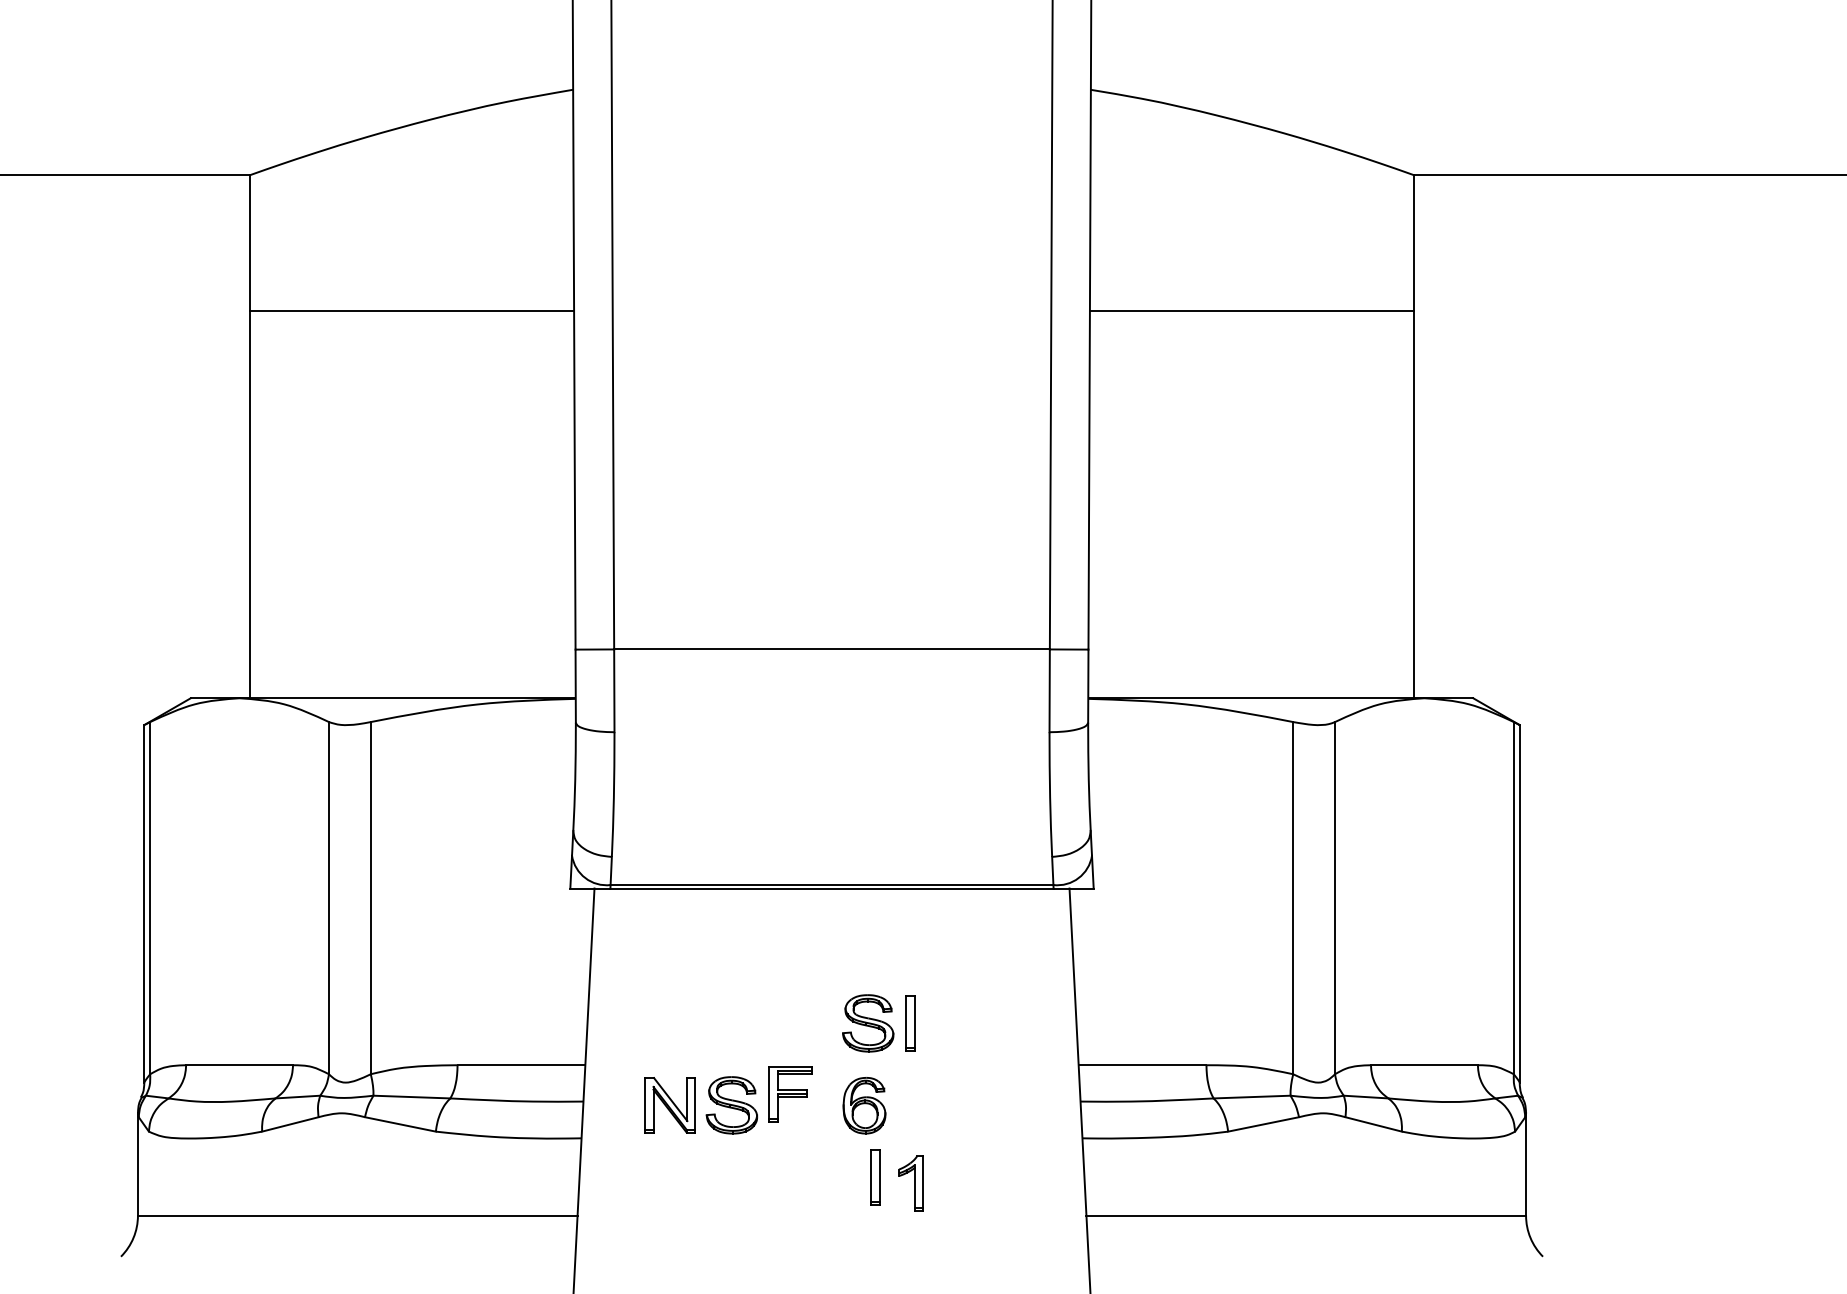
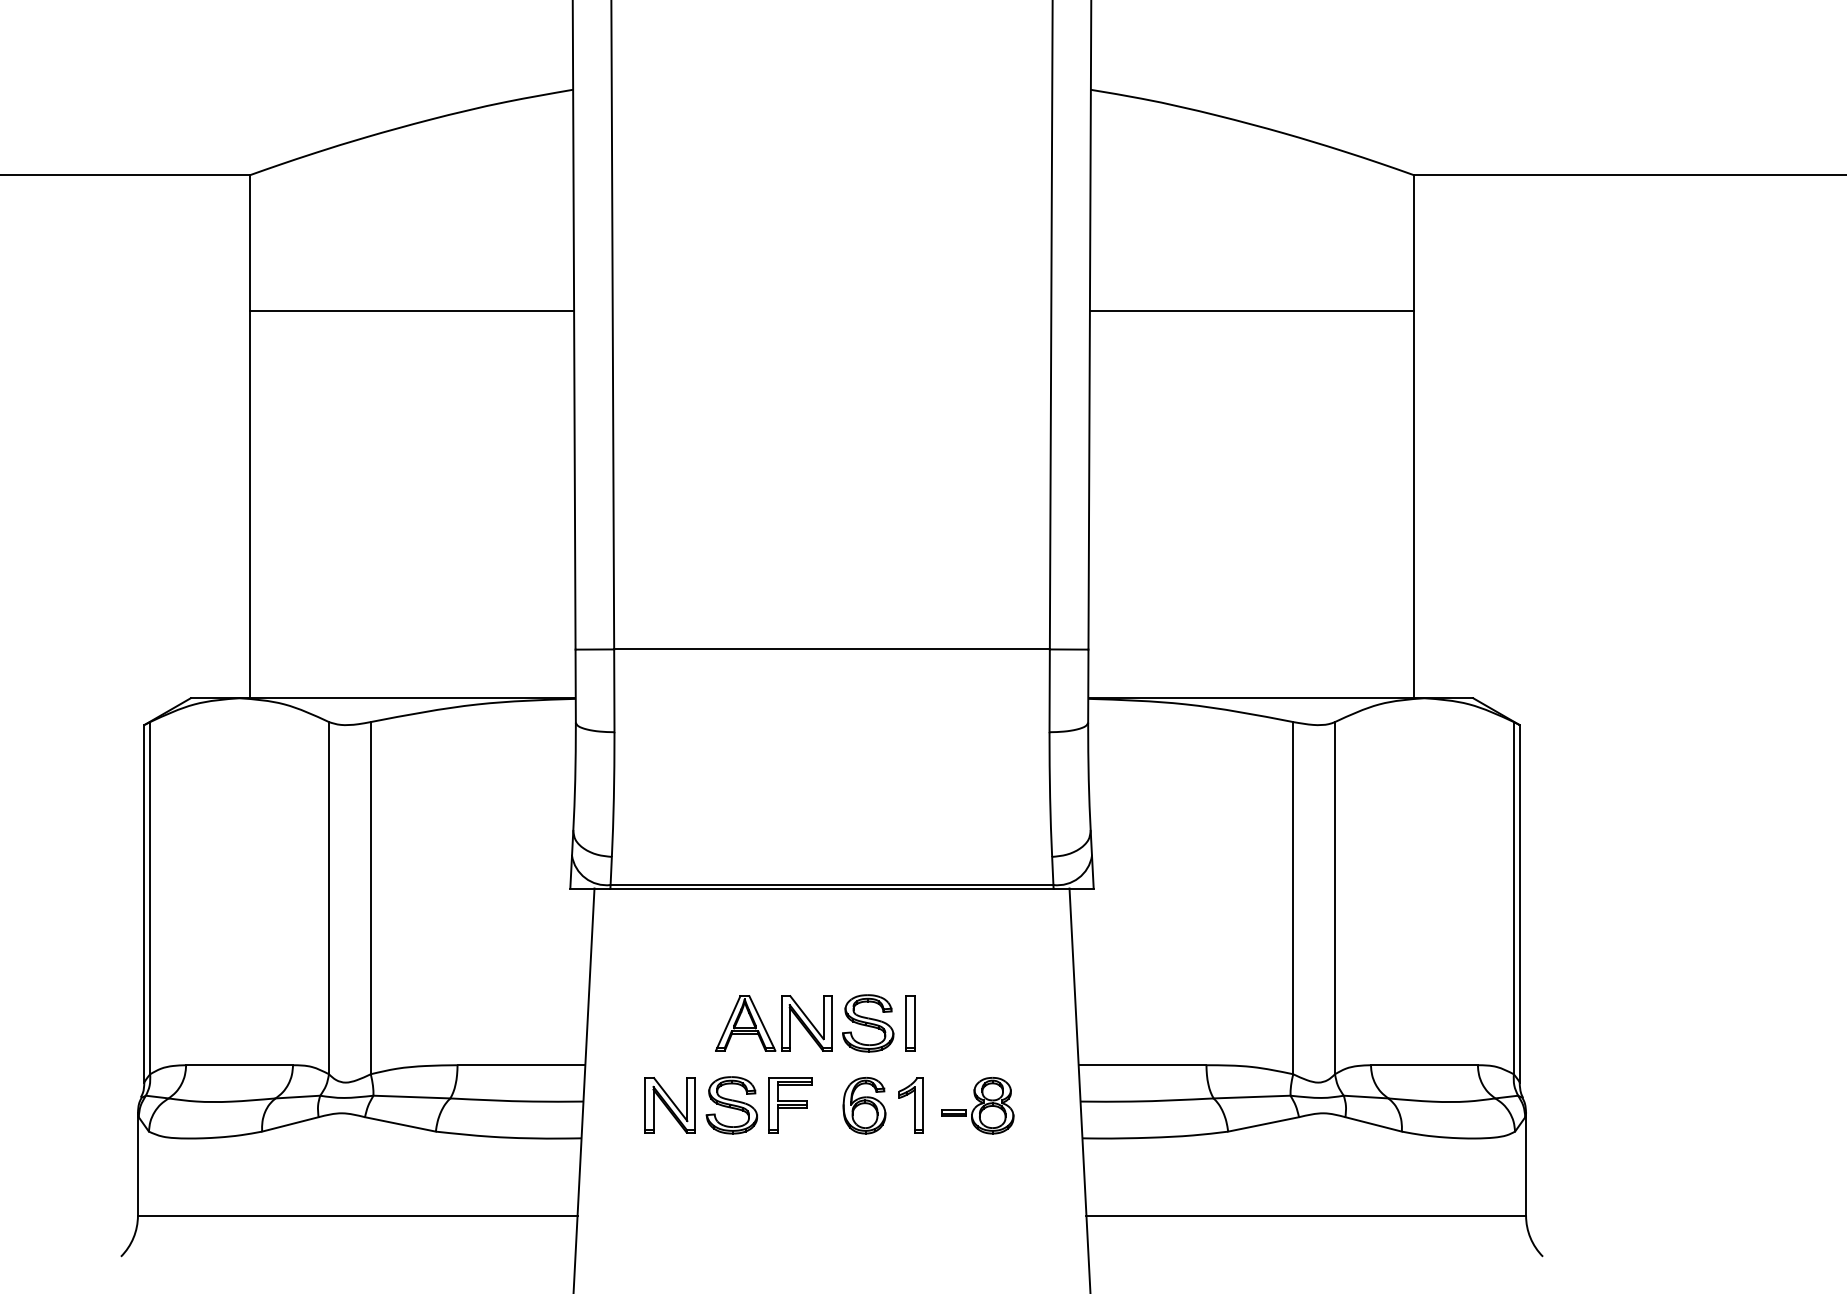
part: none -> present (781, 1023)
part position: (790, 1094) -> (790, 1105) (790, 1105)
part: none -> present (977, 1105)
part: present -> none (875, 1177)
part position: (910, 1183) -> (910, 1105) (910, 1105)
